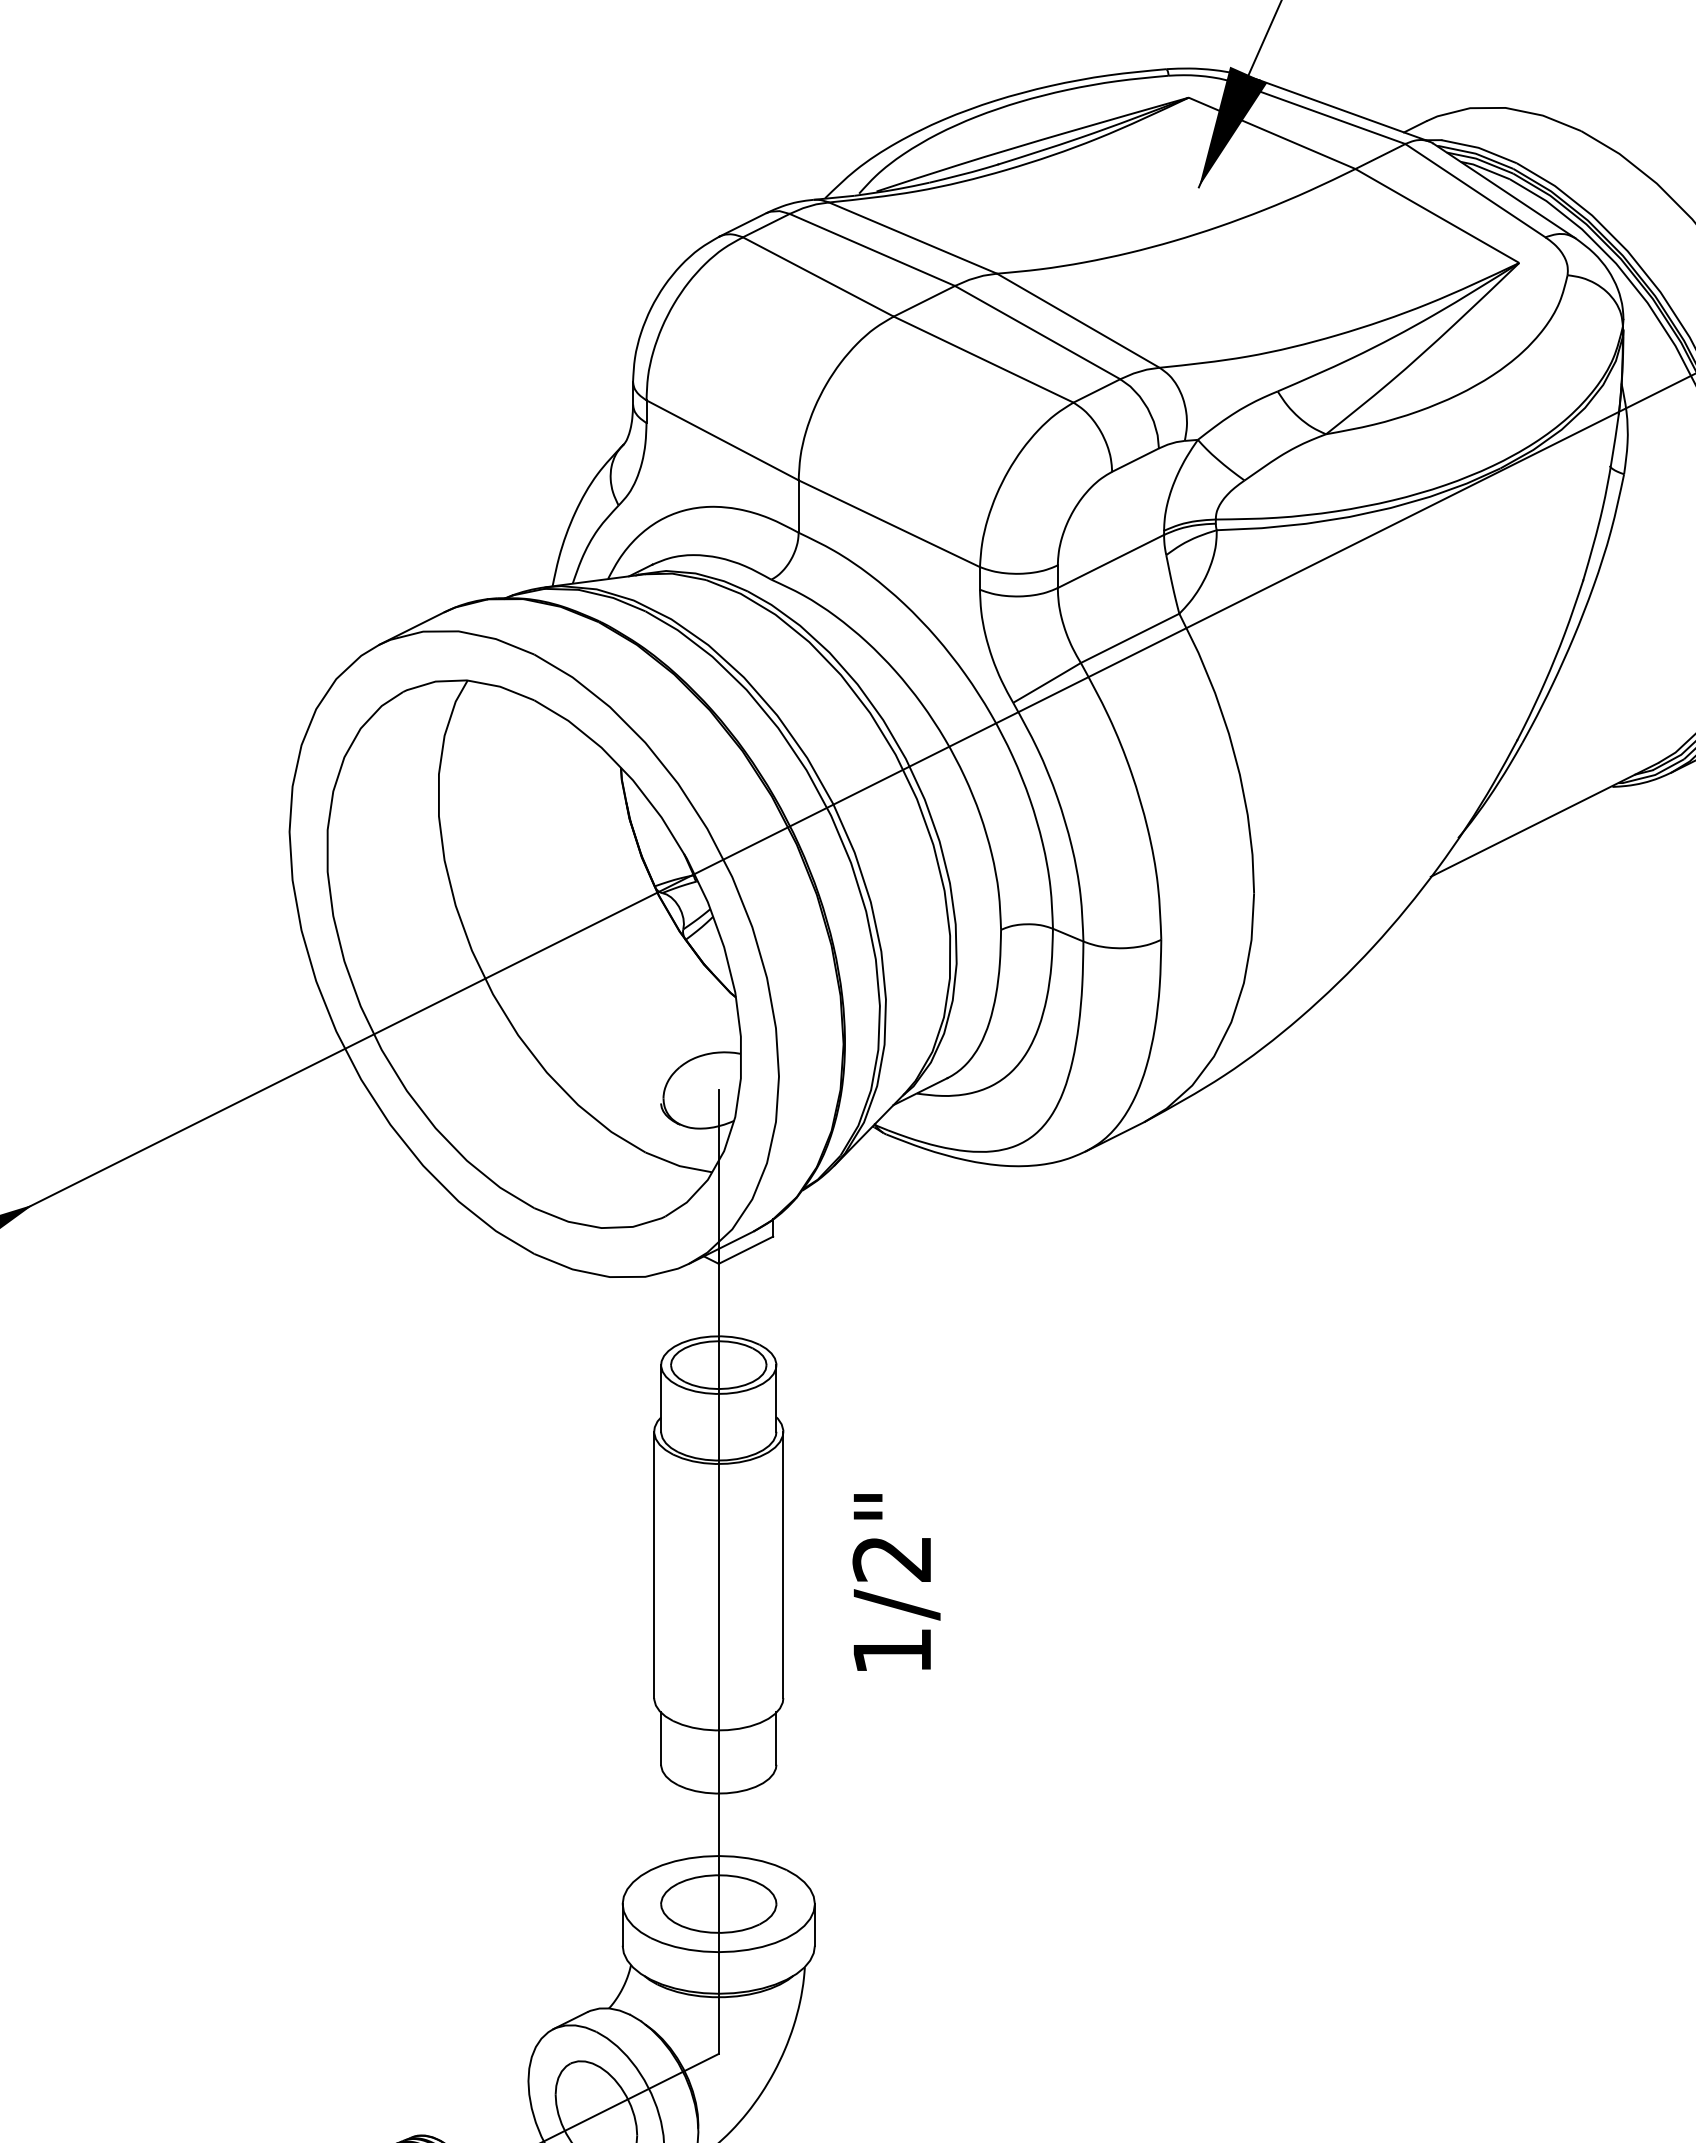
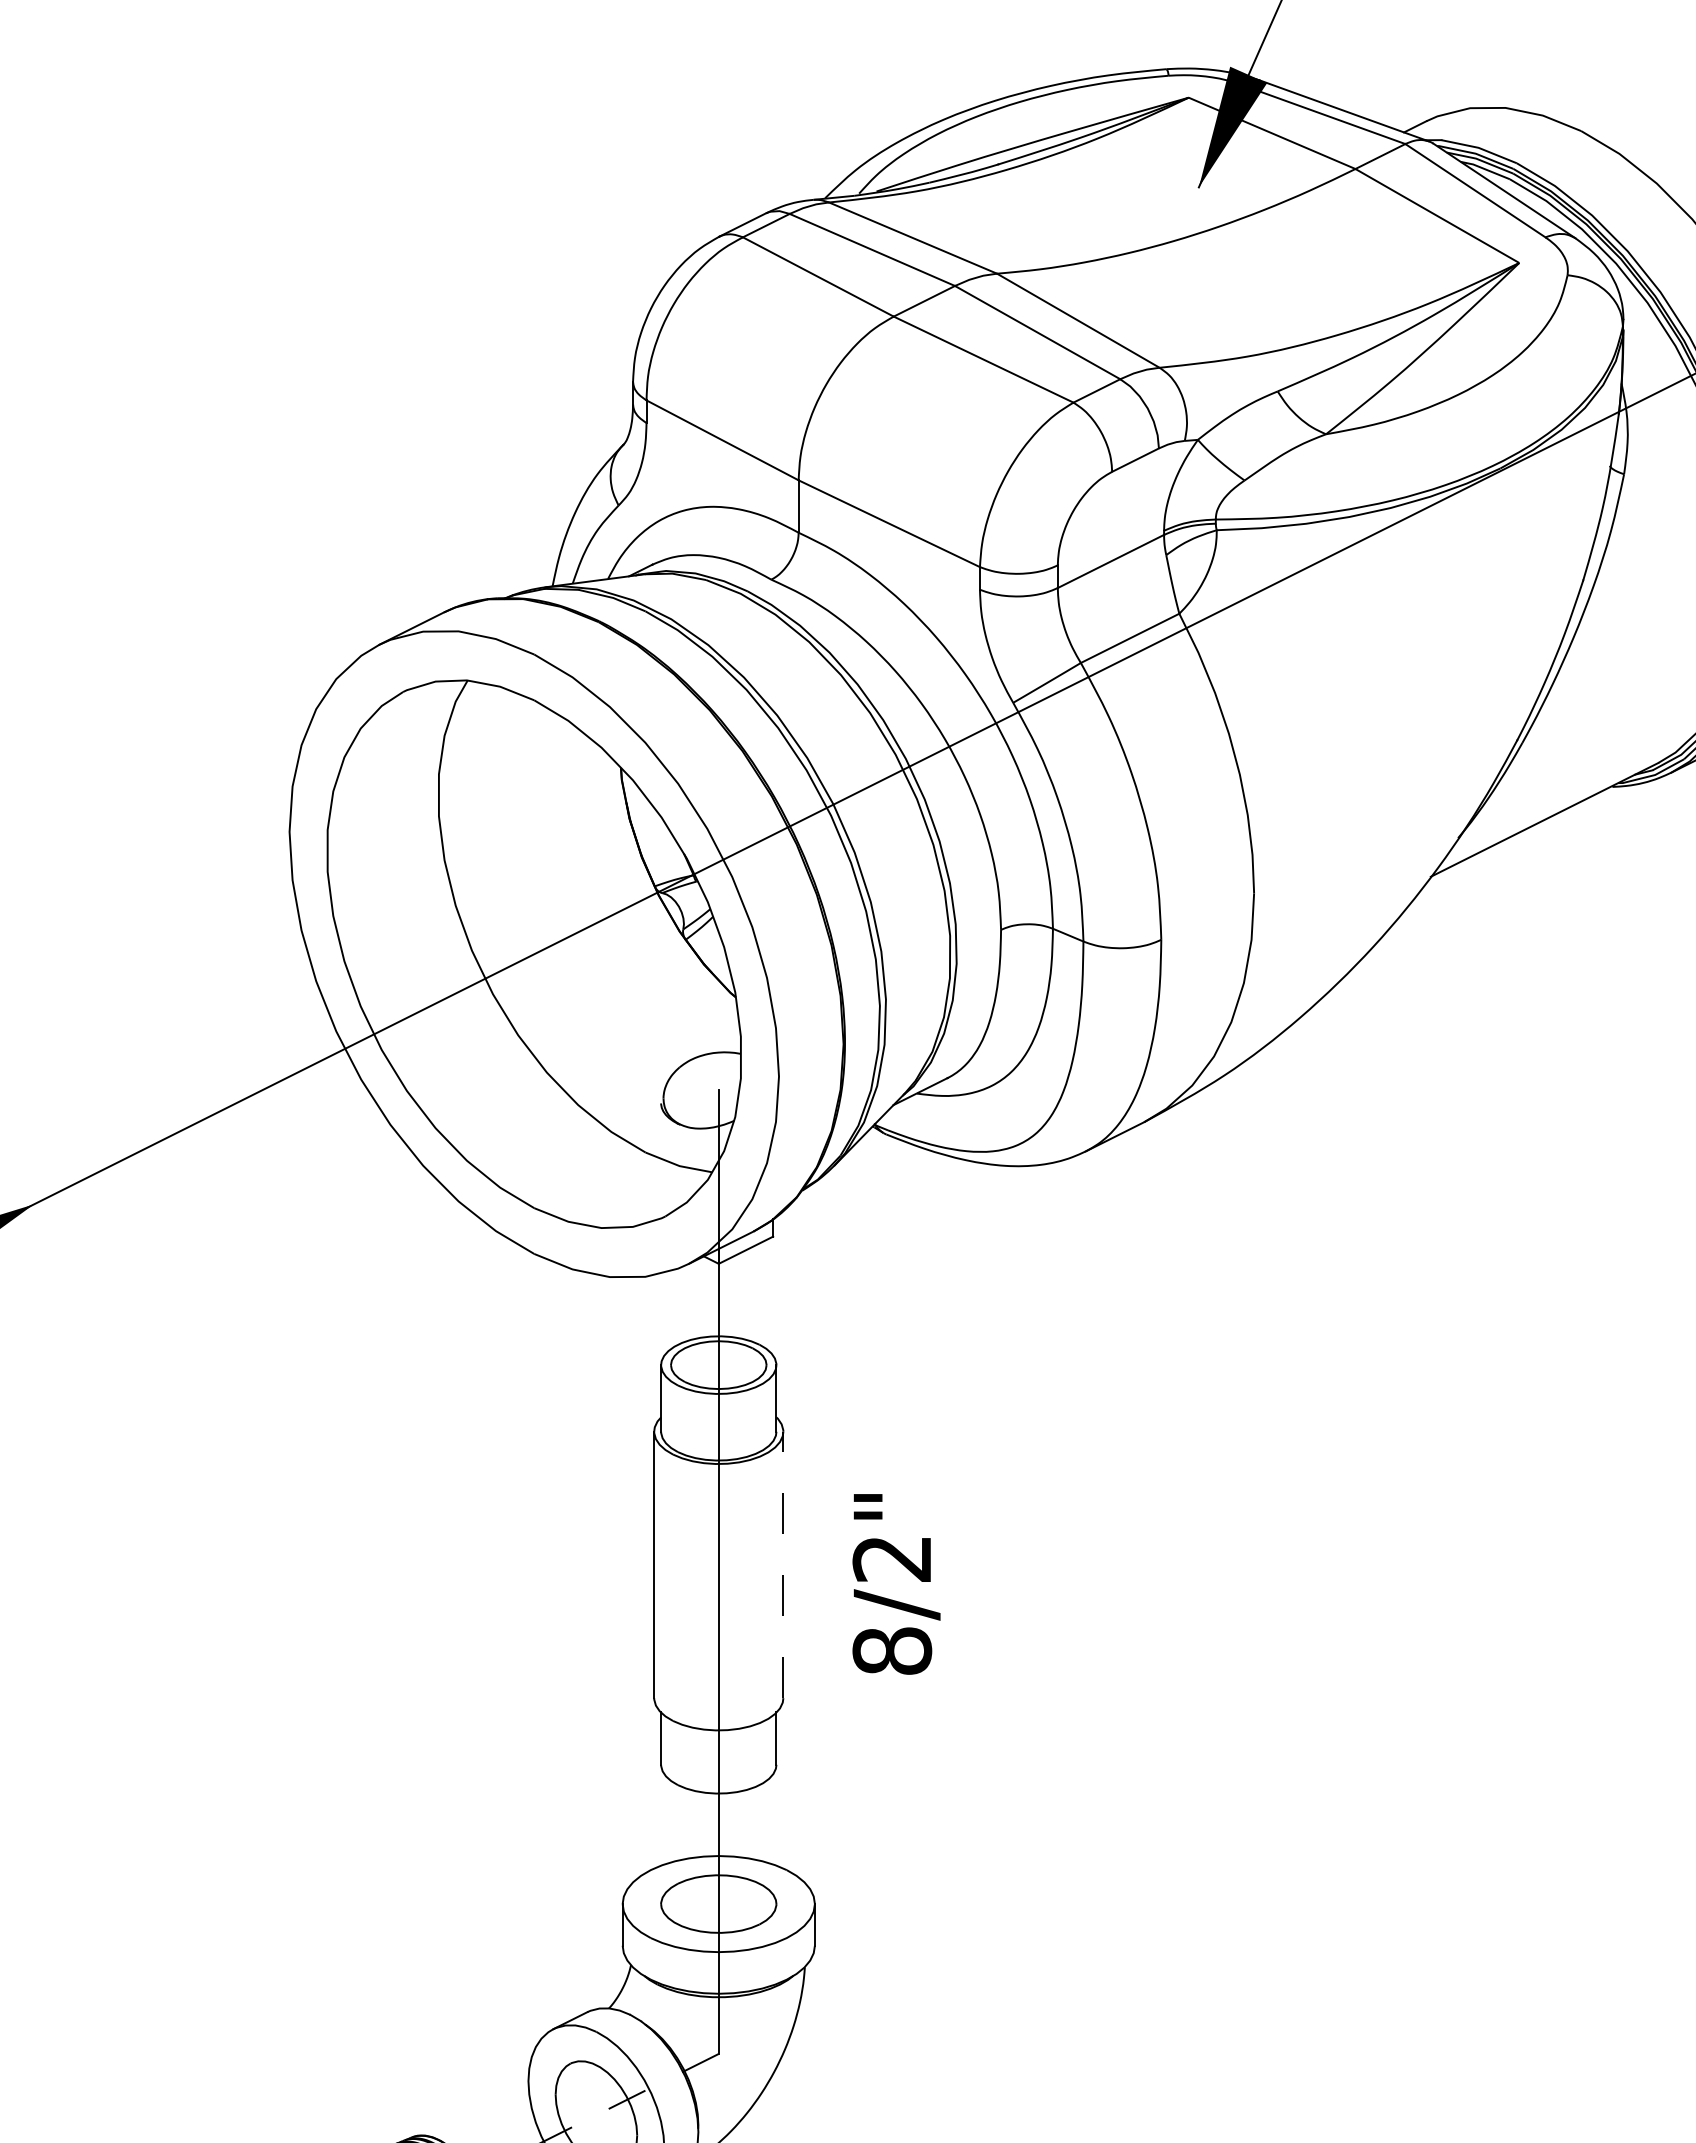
line: solid -> dashed (783, 1564)
text: 1/2" -> 8/2" (892, 1650)
line: solid -> dashed (629, 2098)
